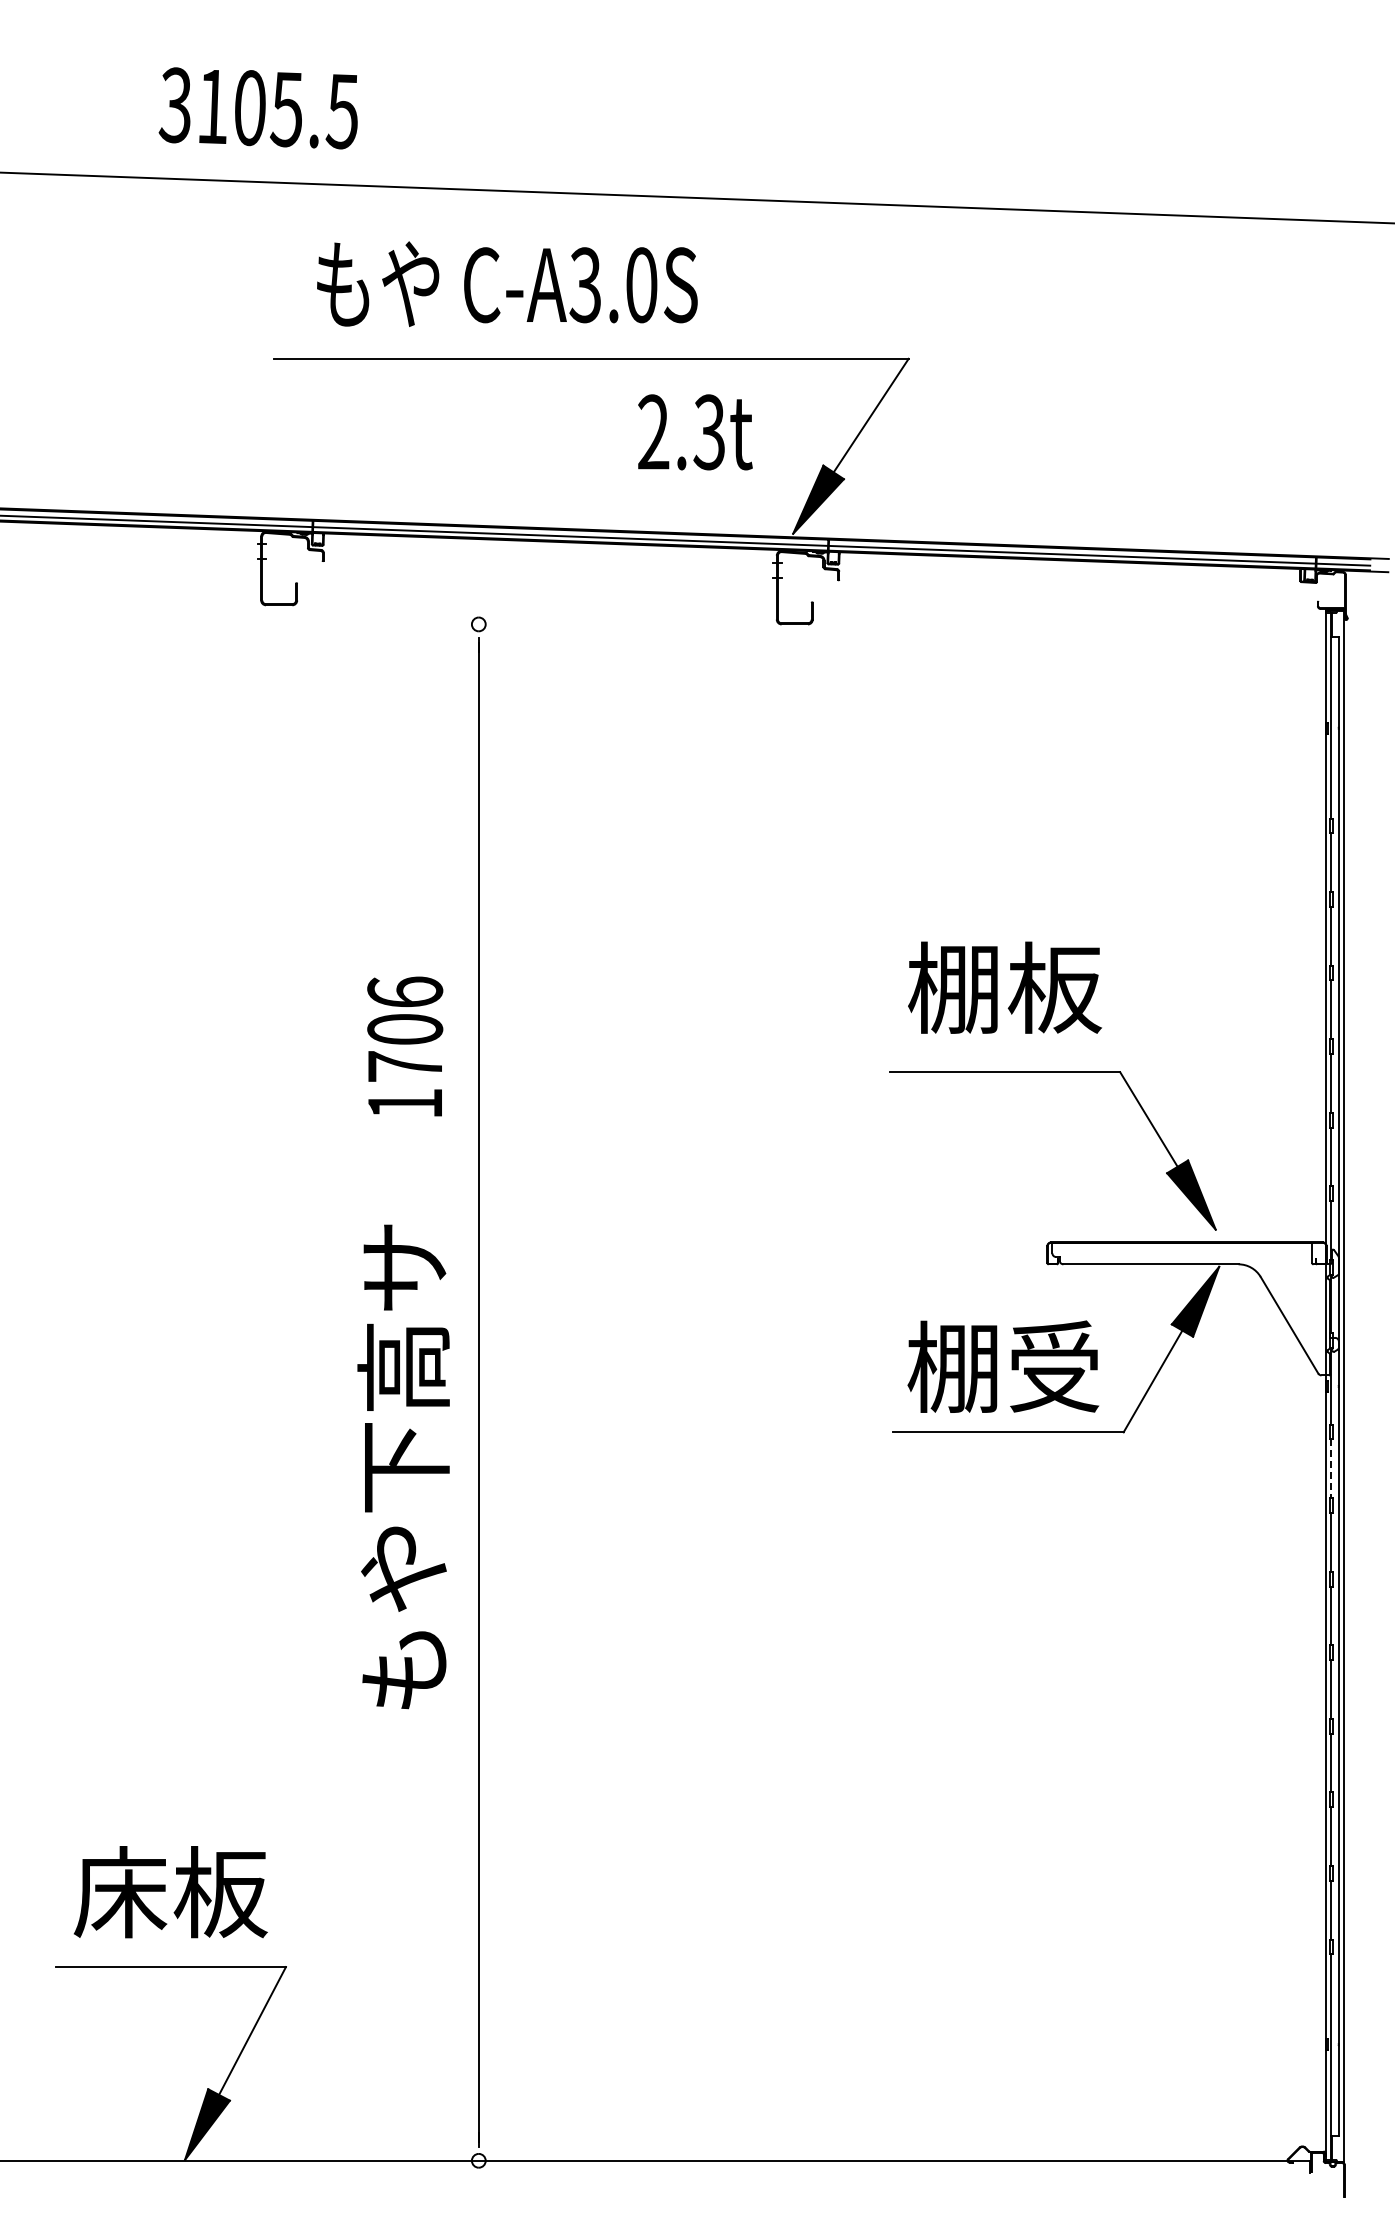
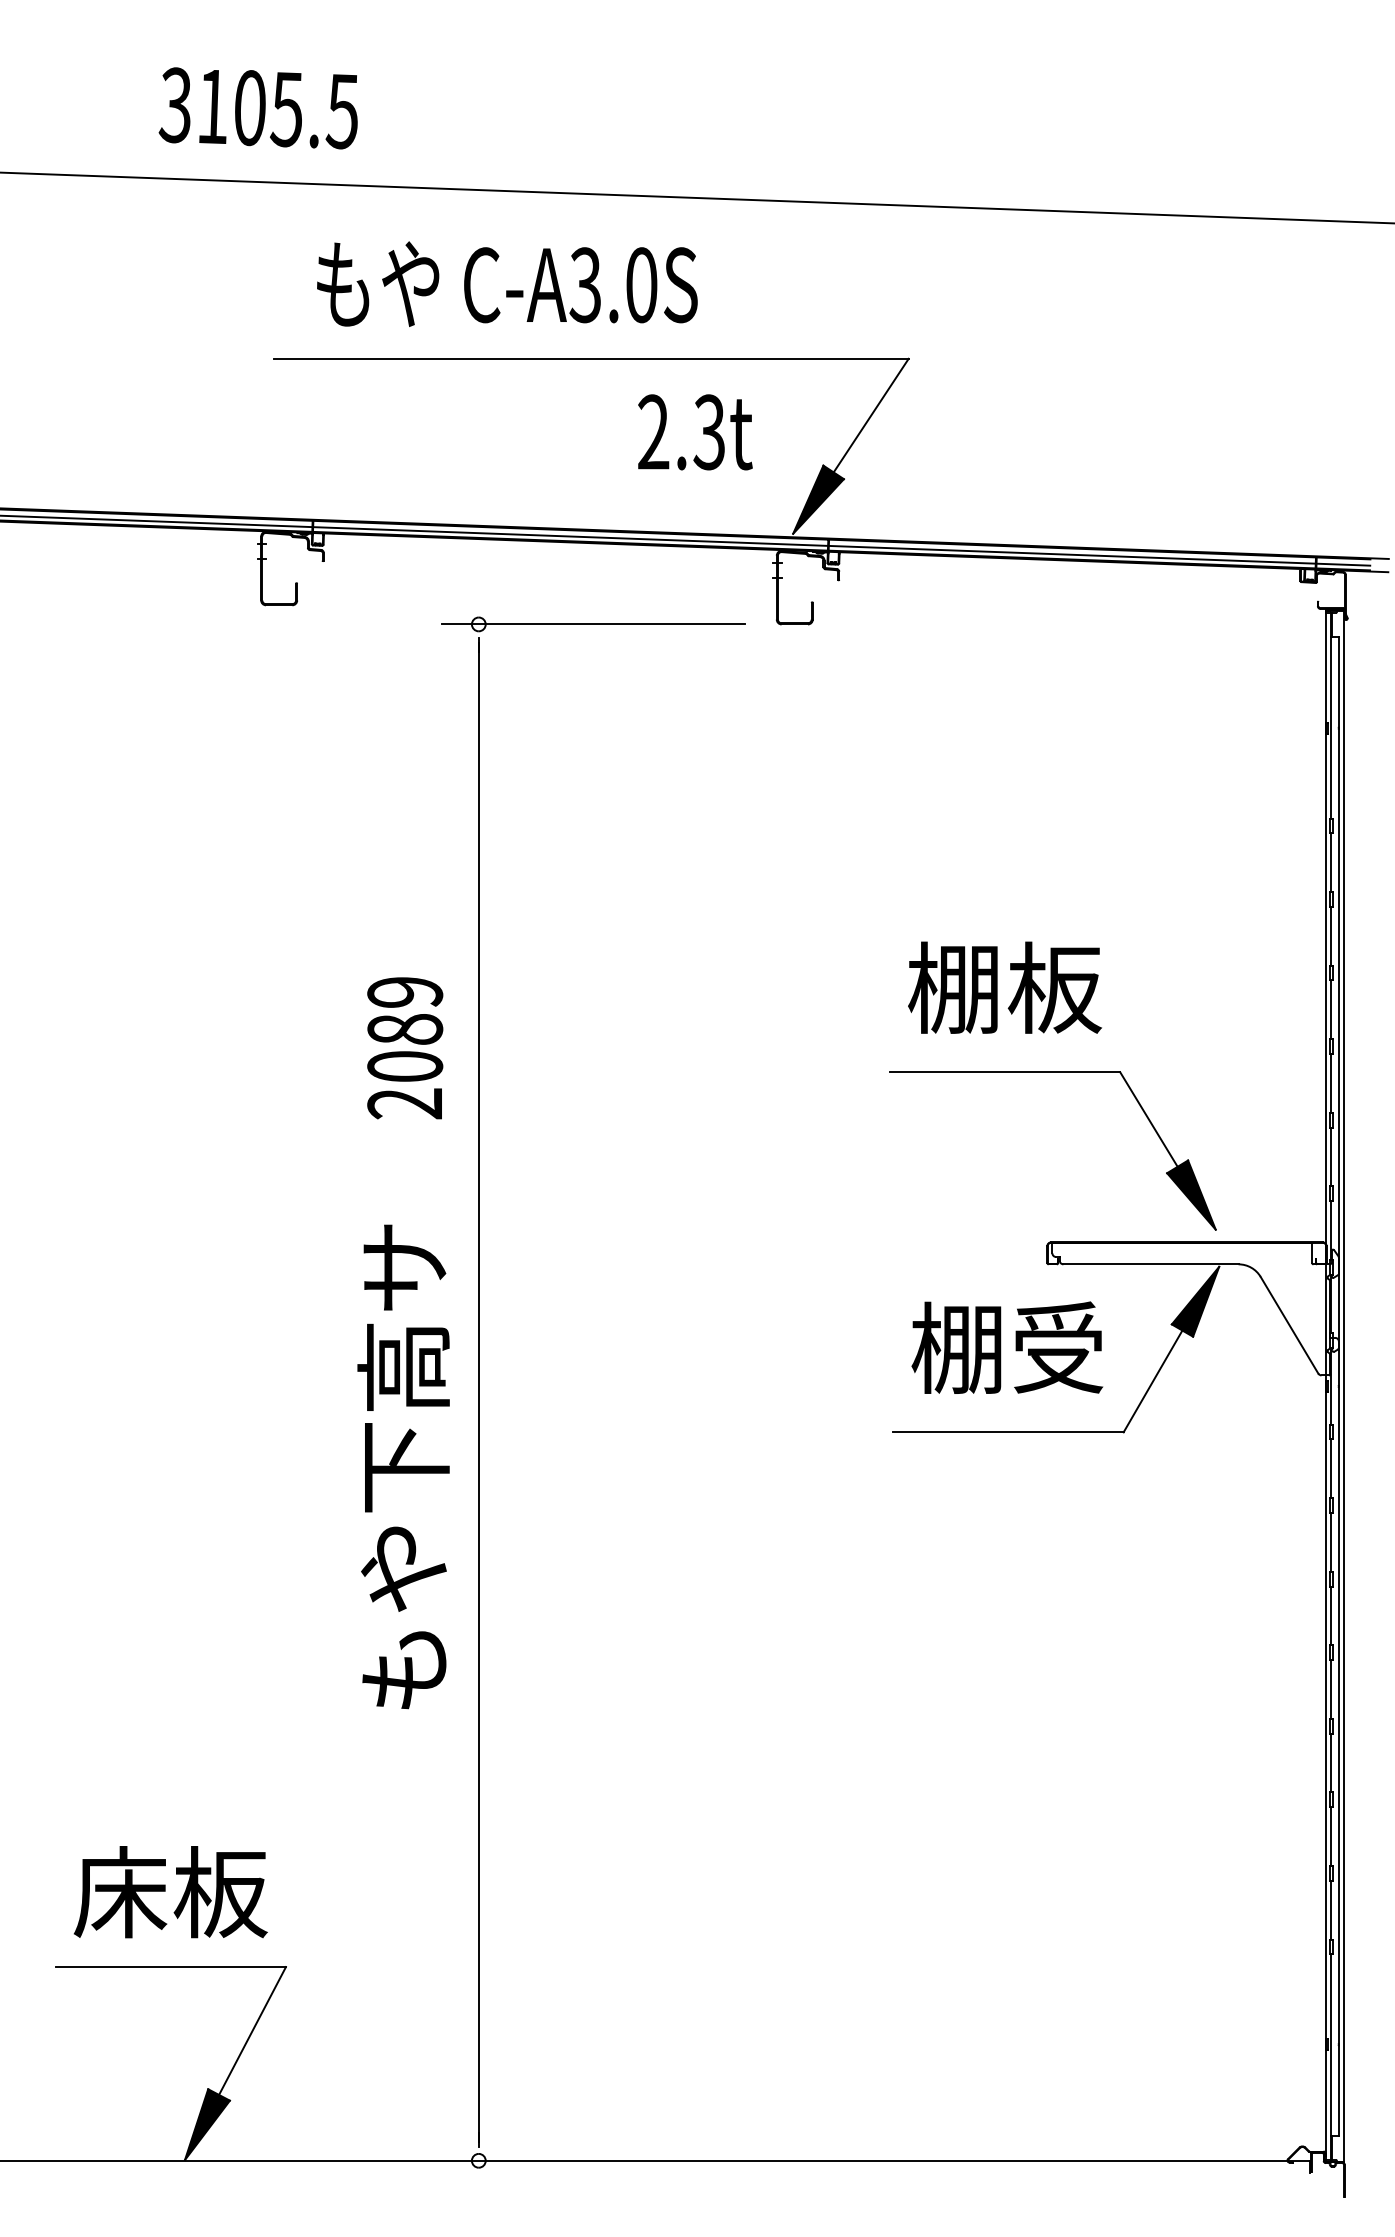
line: none -> present (593, 624)
text: 1706 -> 2089 (405, 1047)
text position: (1003, 1366) -> (1007, 1347) (1007, 1347)
line: dashed -> solid (1331, 1469)
